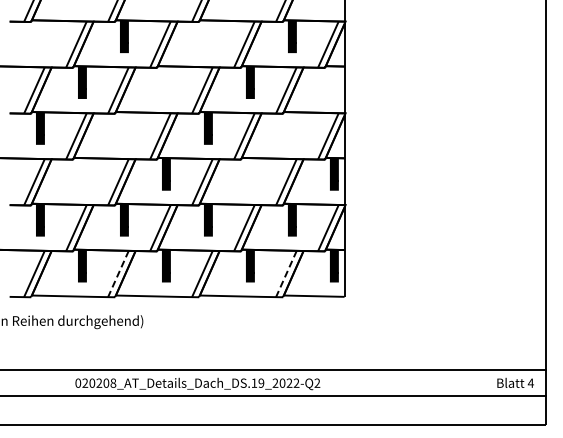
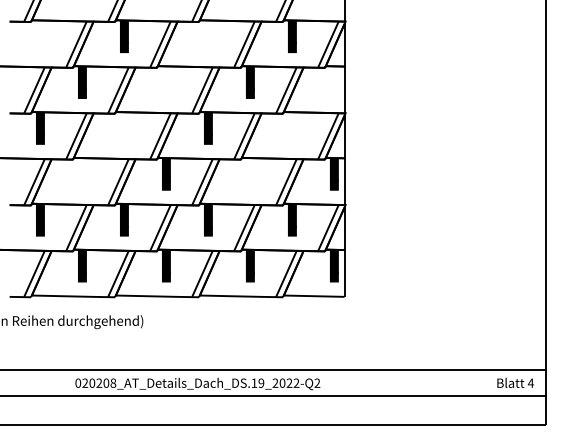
line: dashed -> solid (118, 274)
line: dashed -> solid (286, 274)
